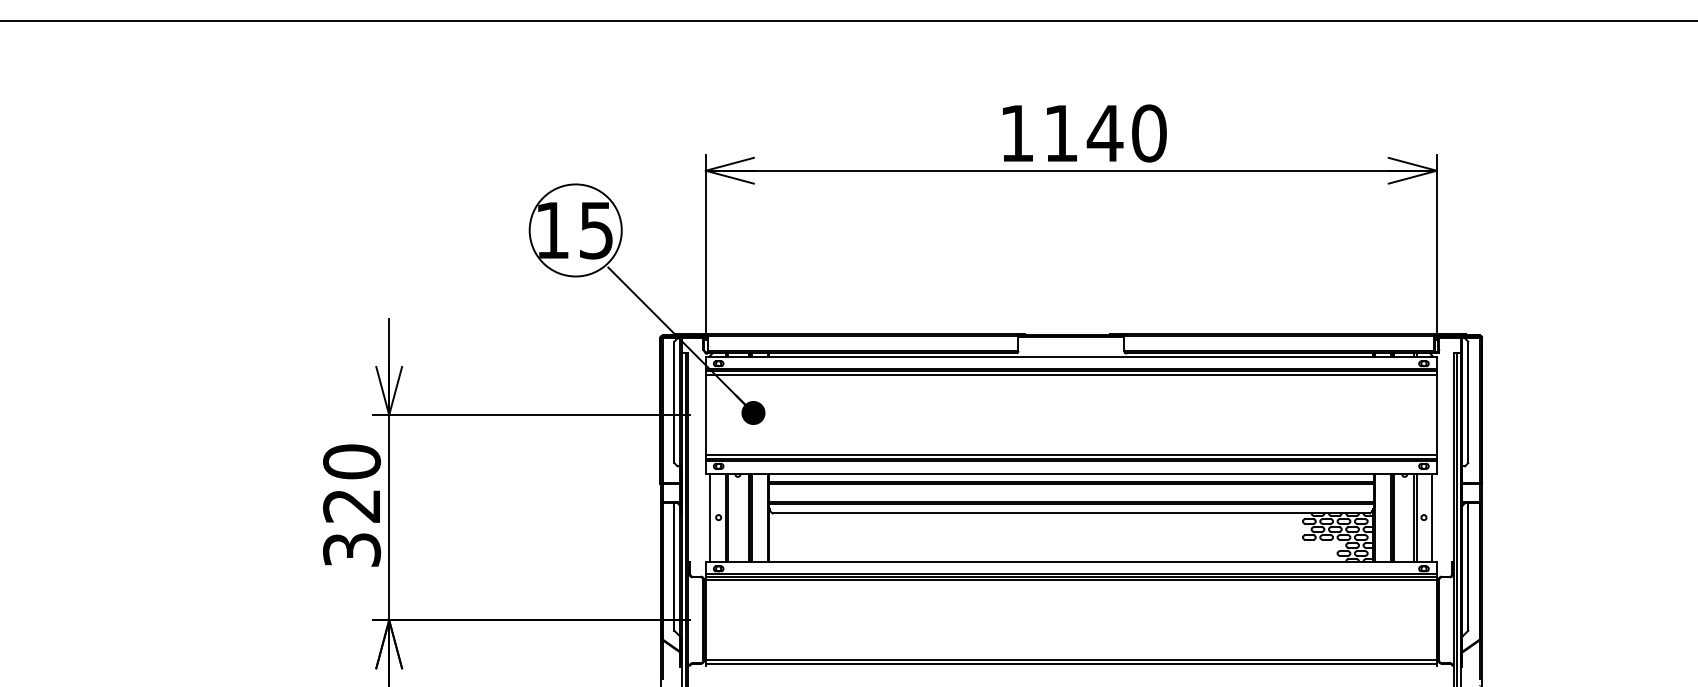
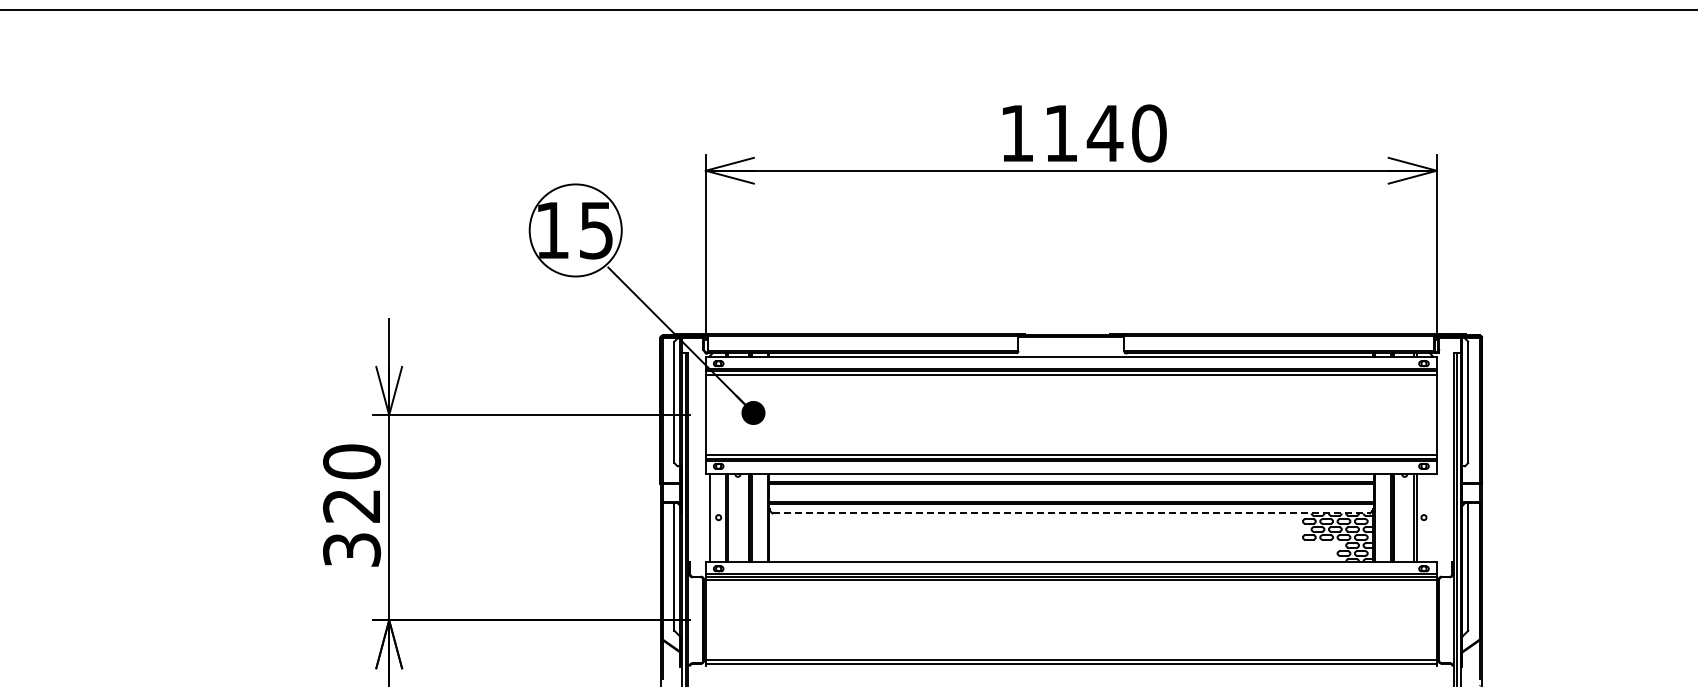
line position: (848, 20) -> (848, 9) (848, 9)
line: solid -> dashed (1071, 513)
line: present -> none (1432, 517)
